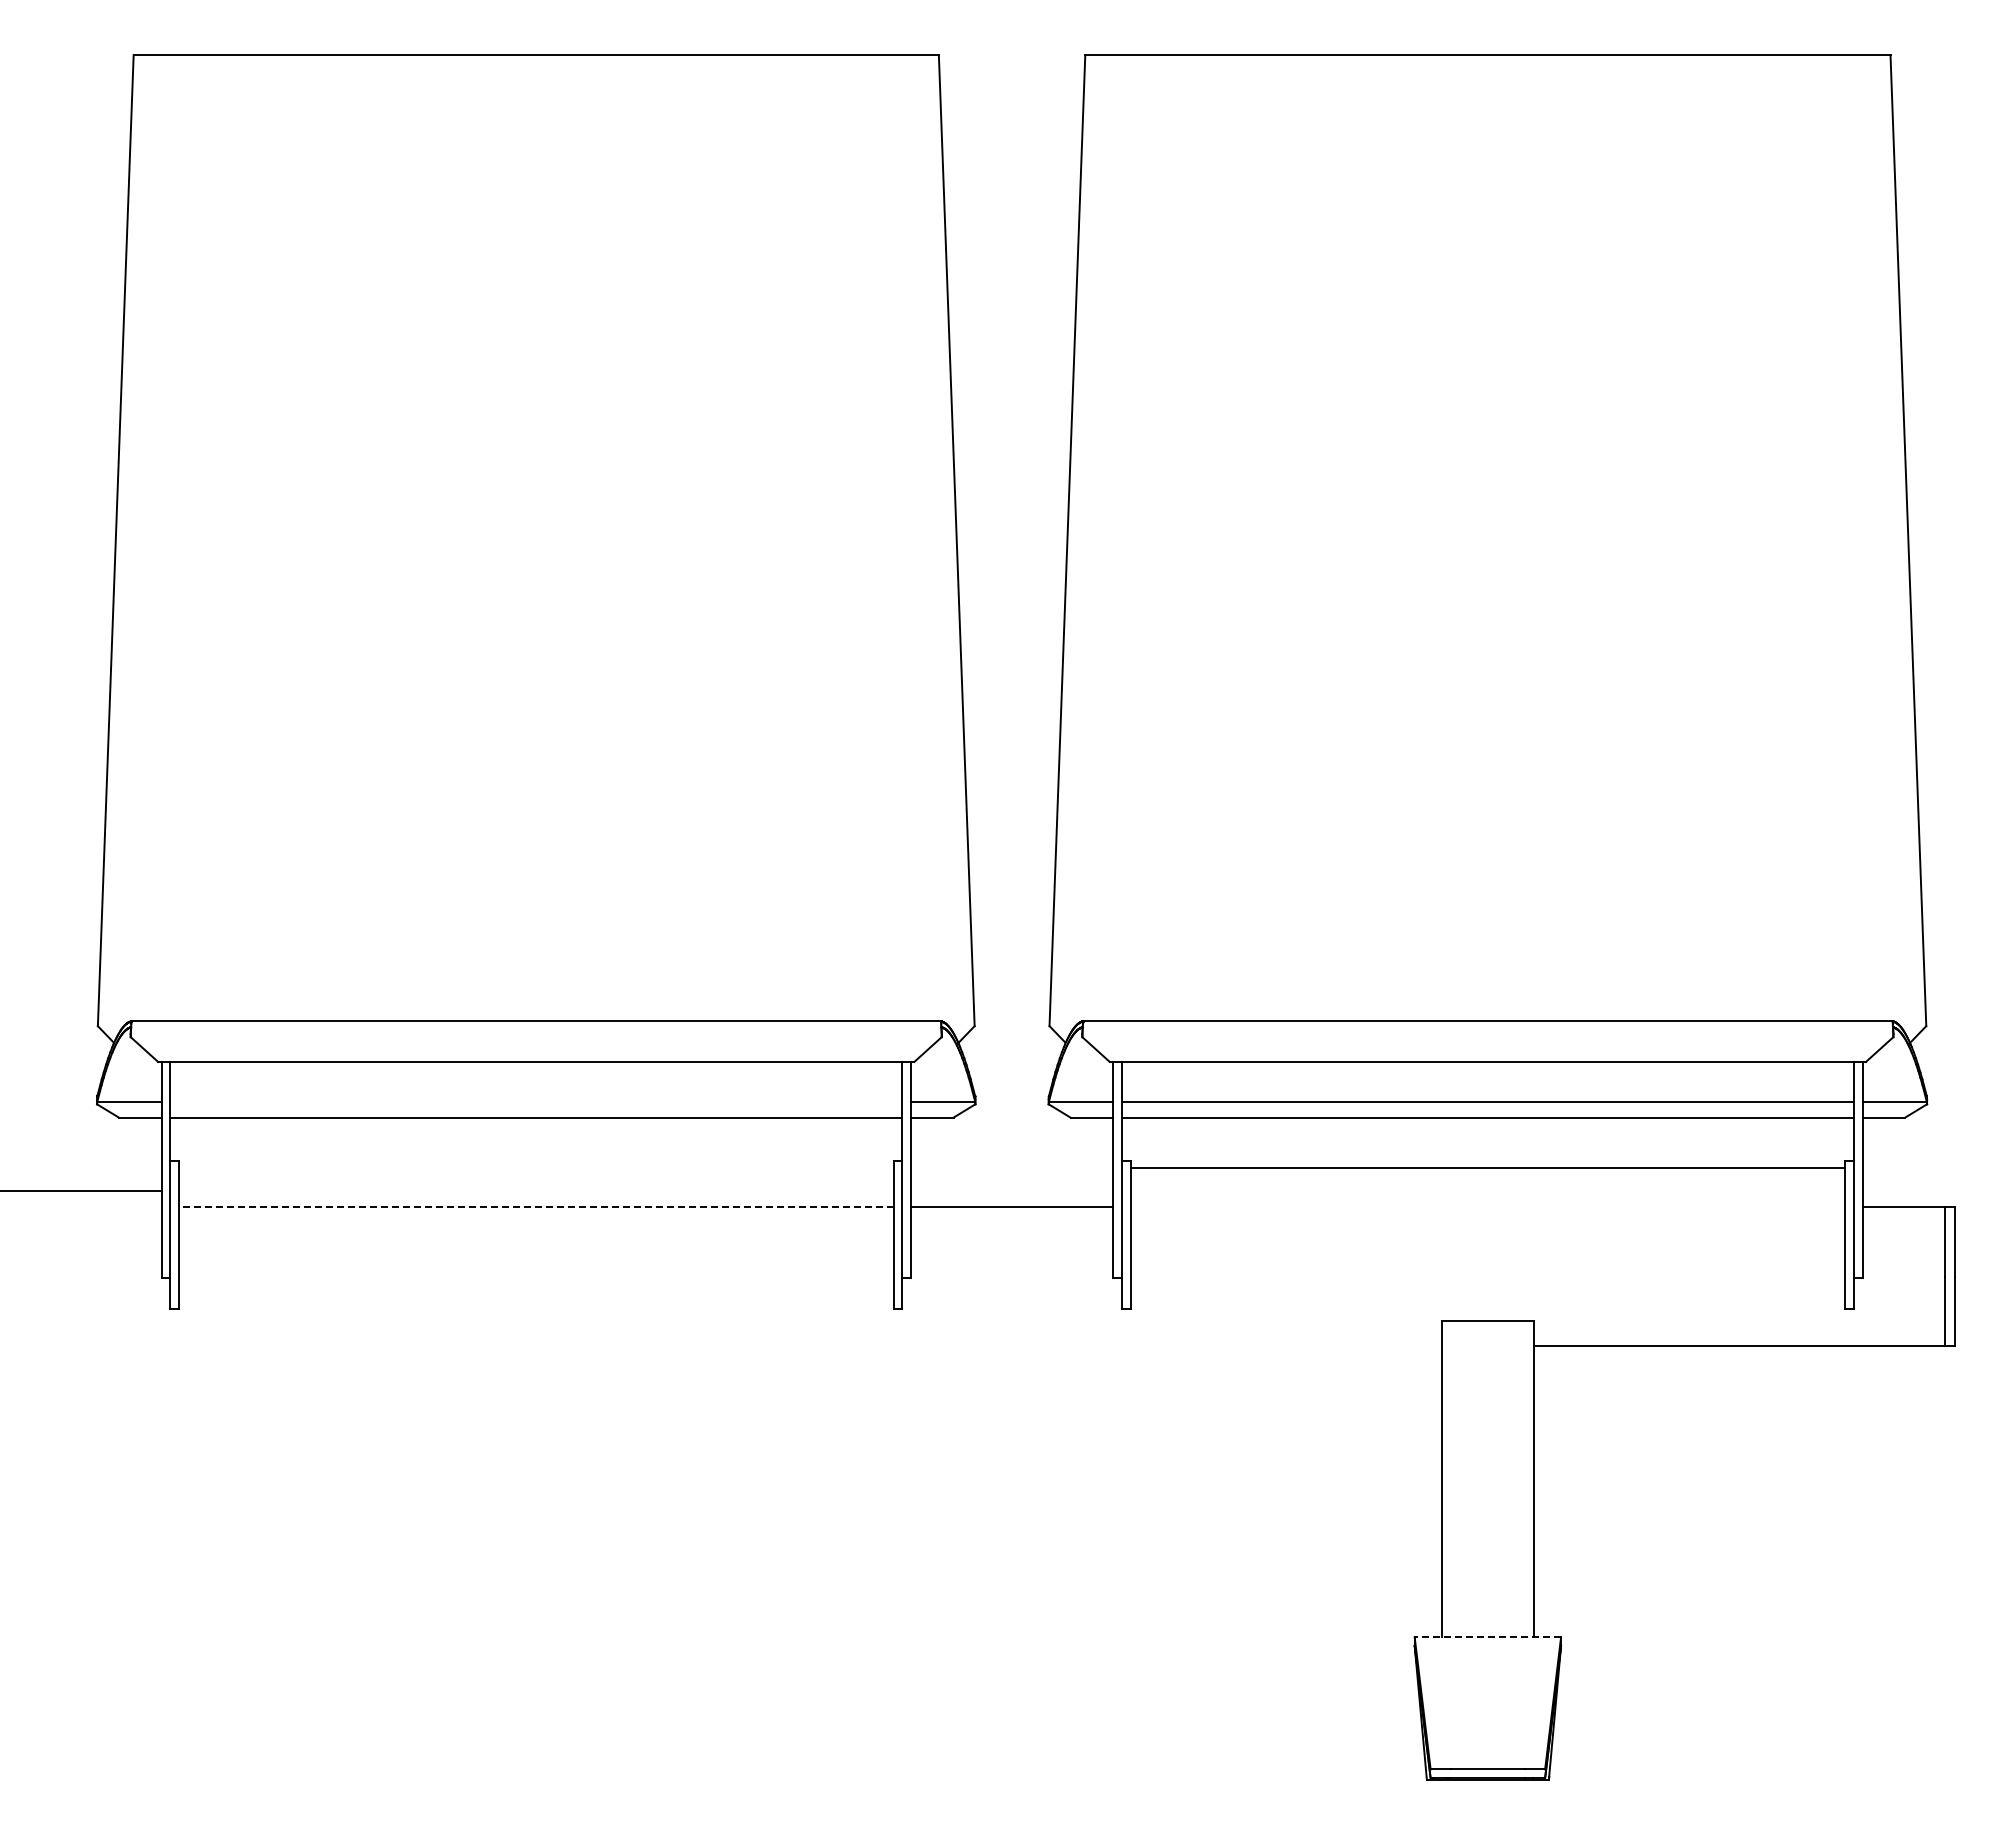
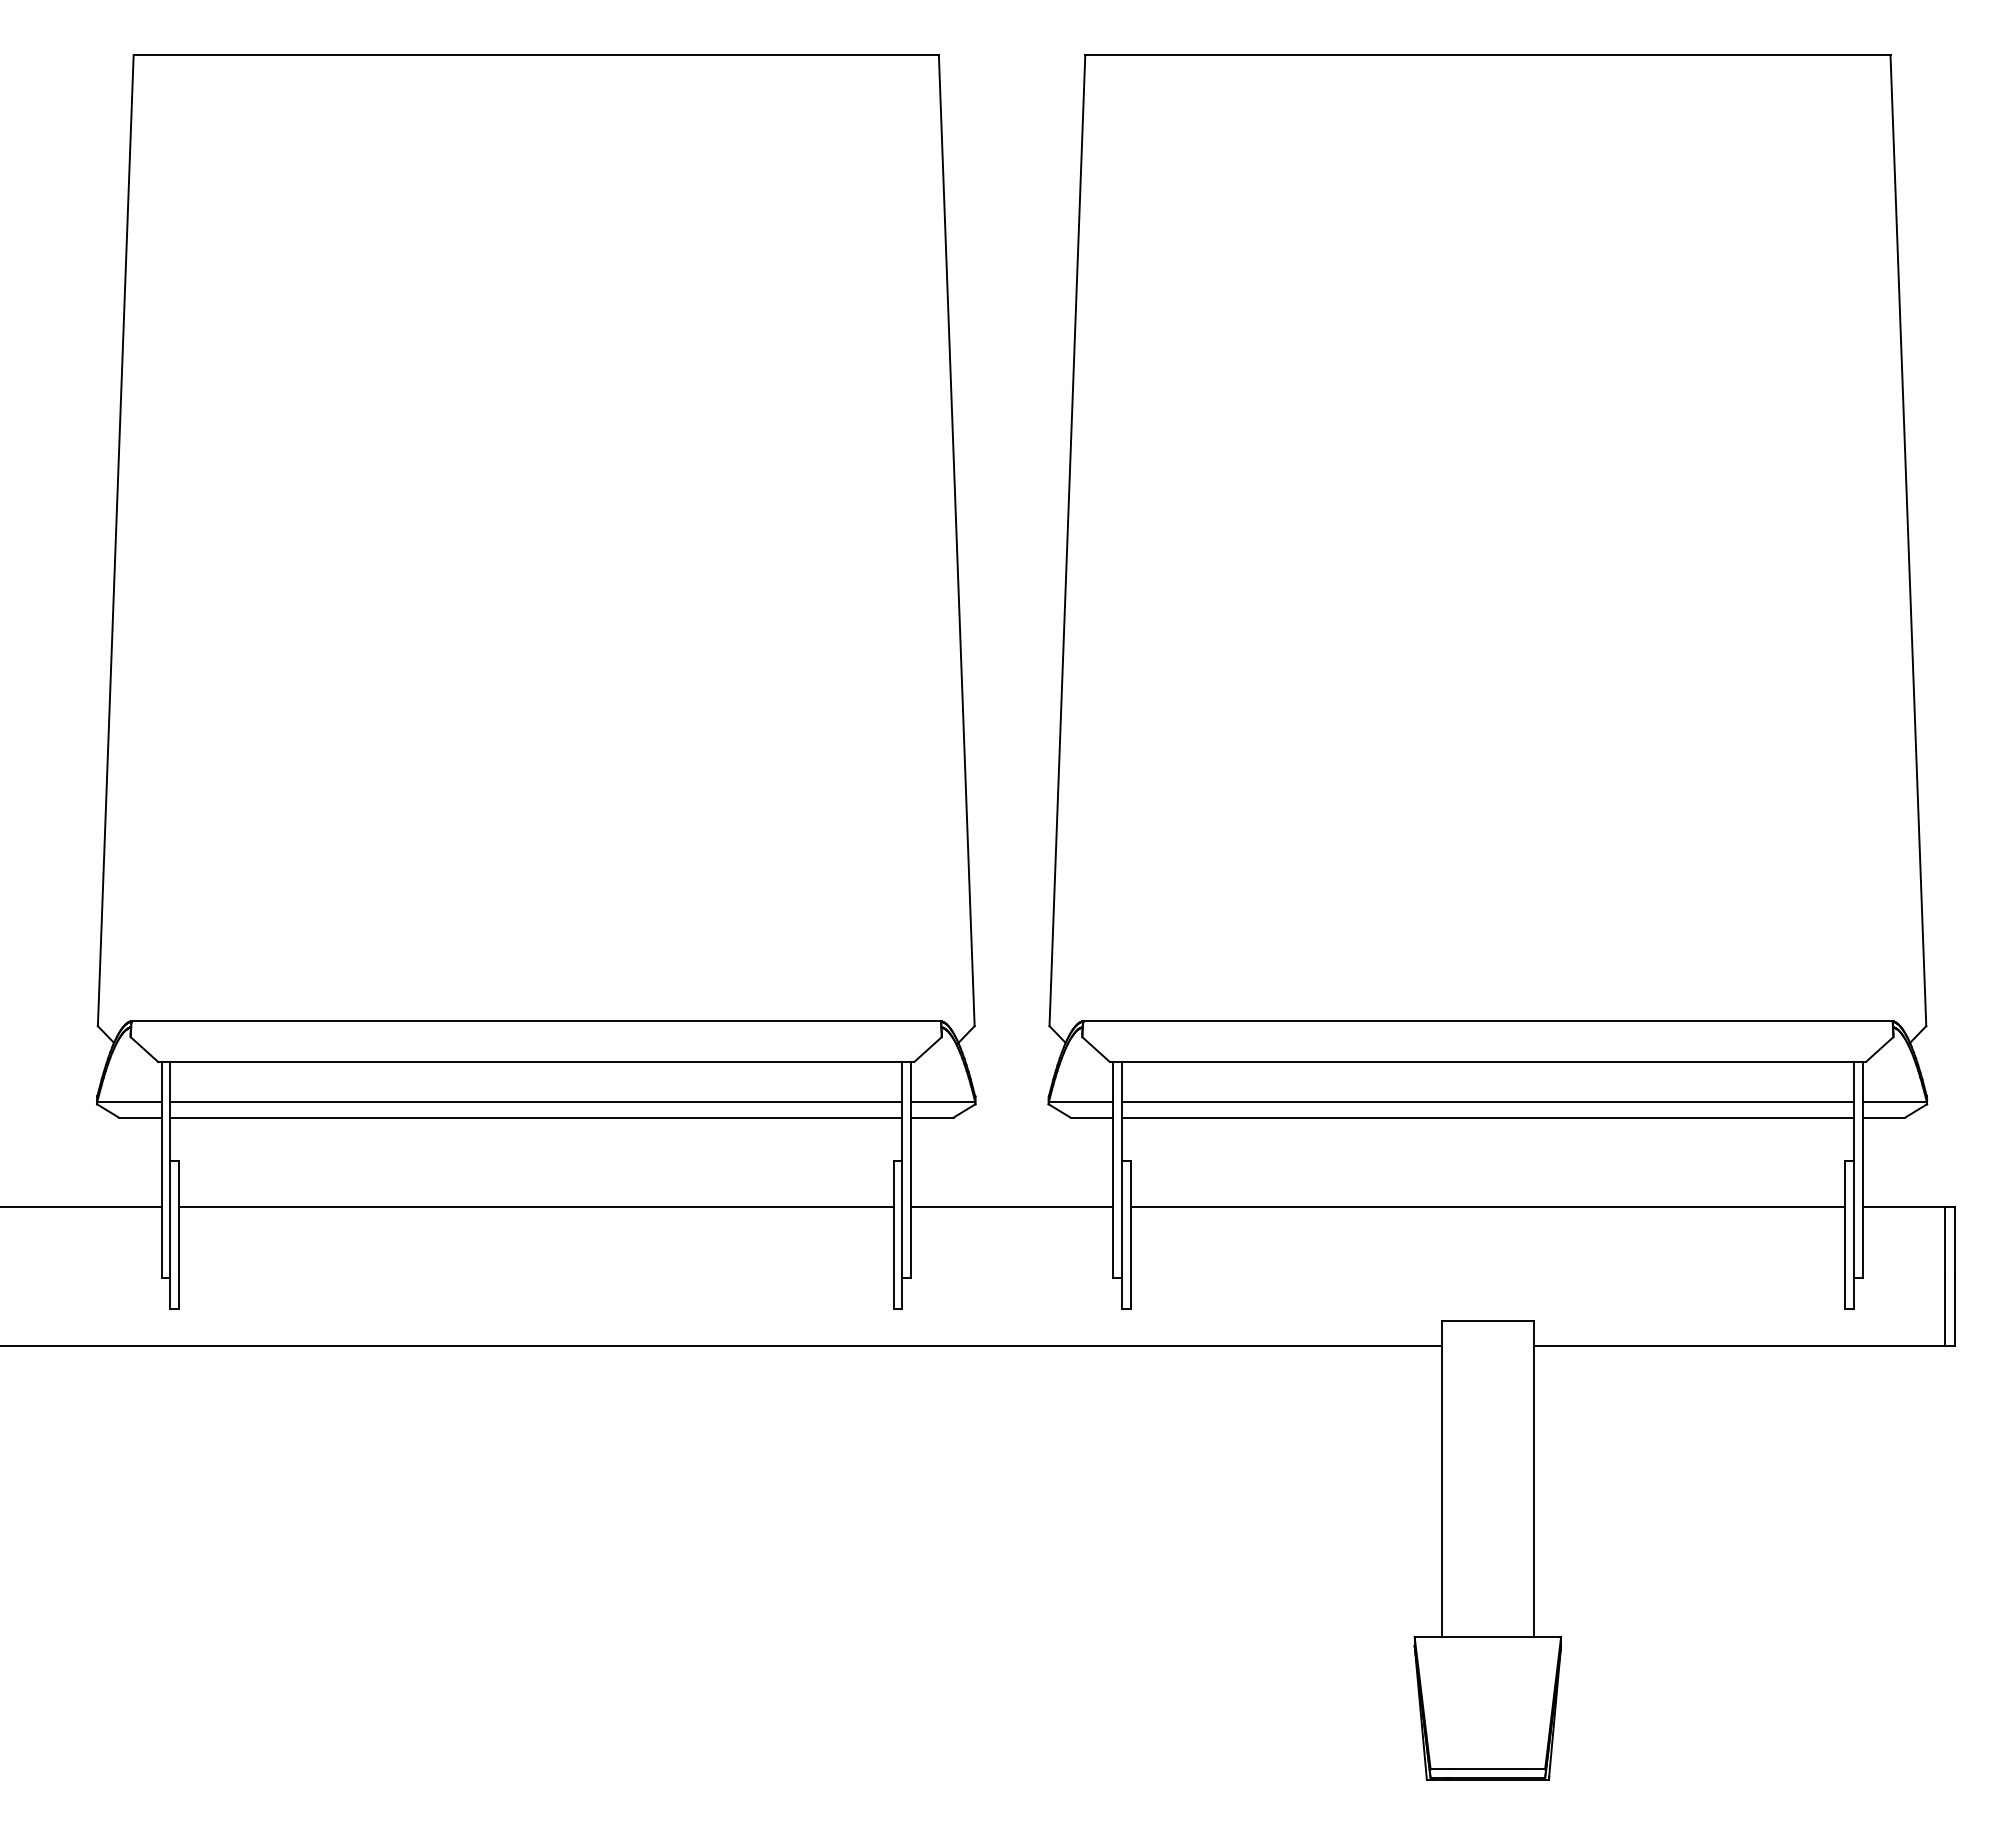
line: none -> present (536, 1101)
line position: (1487, 1167) -> (1487, 1206) (1487, 1206)
line position: (81, 1190) -> (81, 1206) (81, 1206)
line: dashed -> solid (535, 1206)
line: none -> present (722, 1346)
line: dashed -> solid (1487, 1637)
